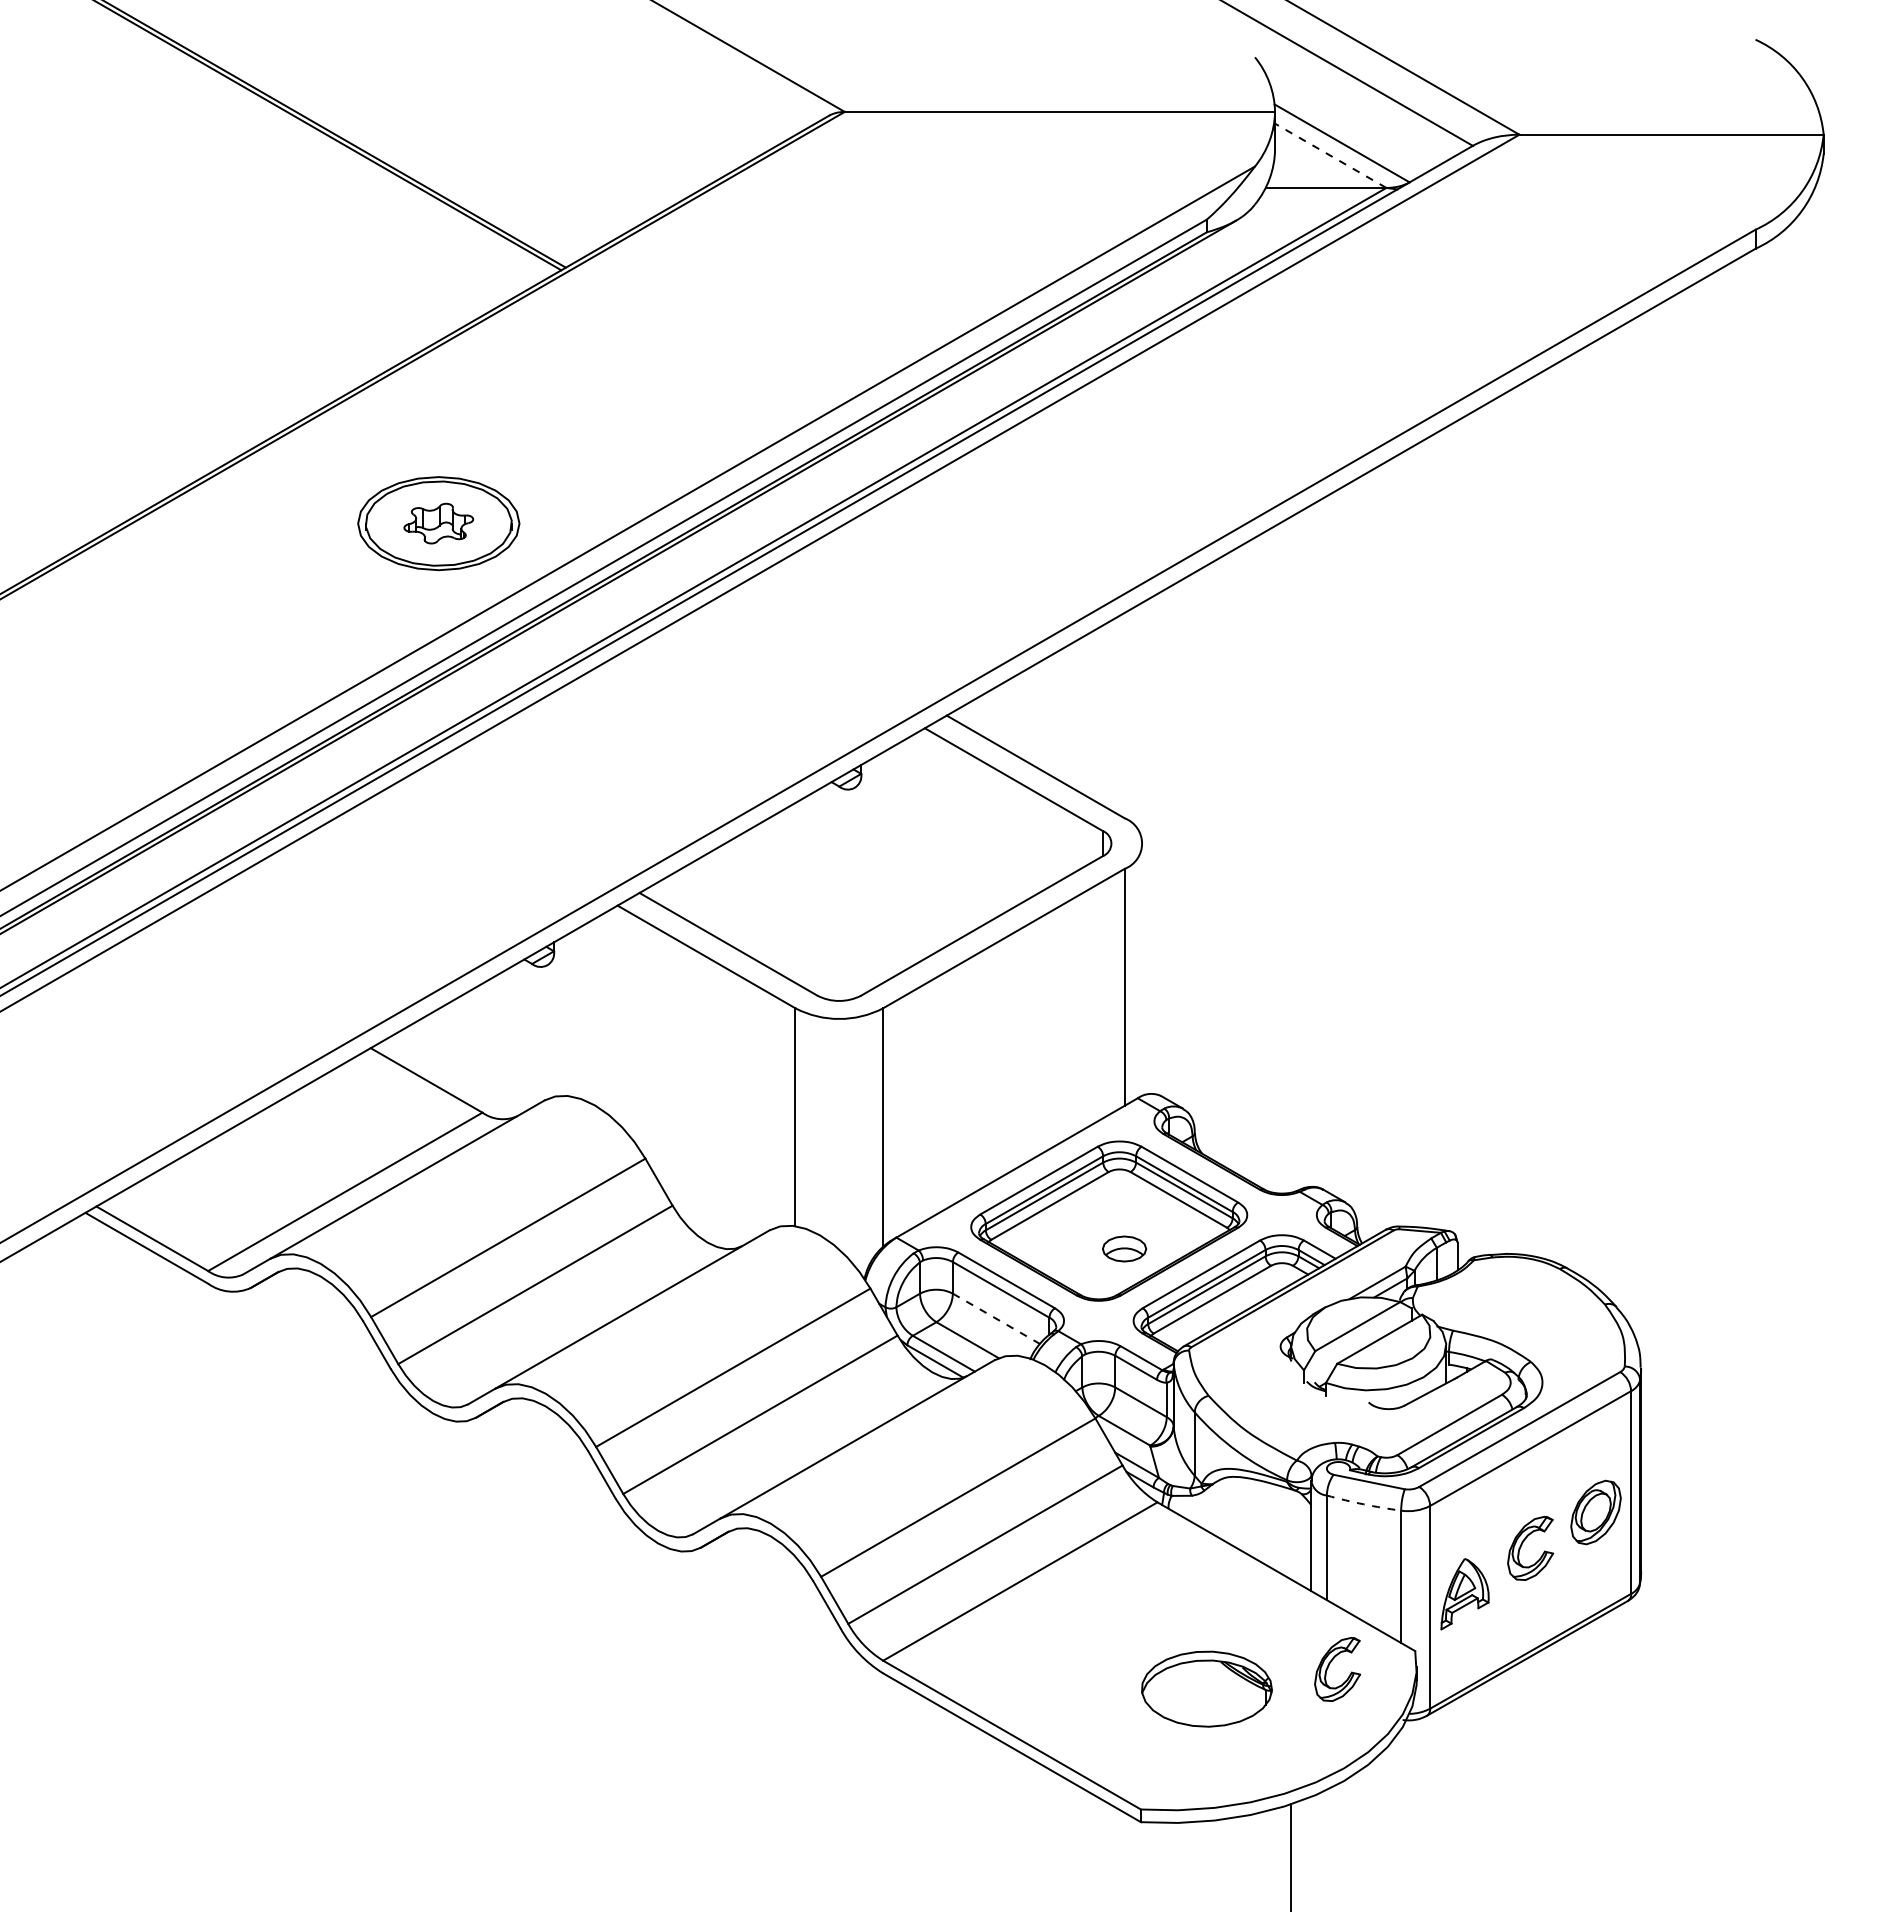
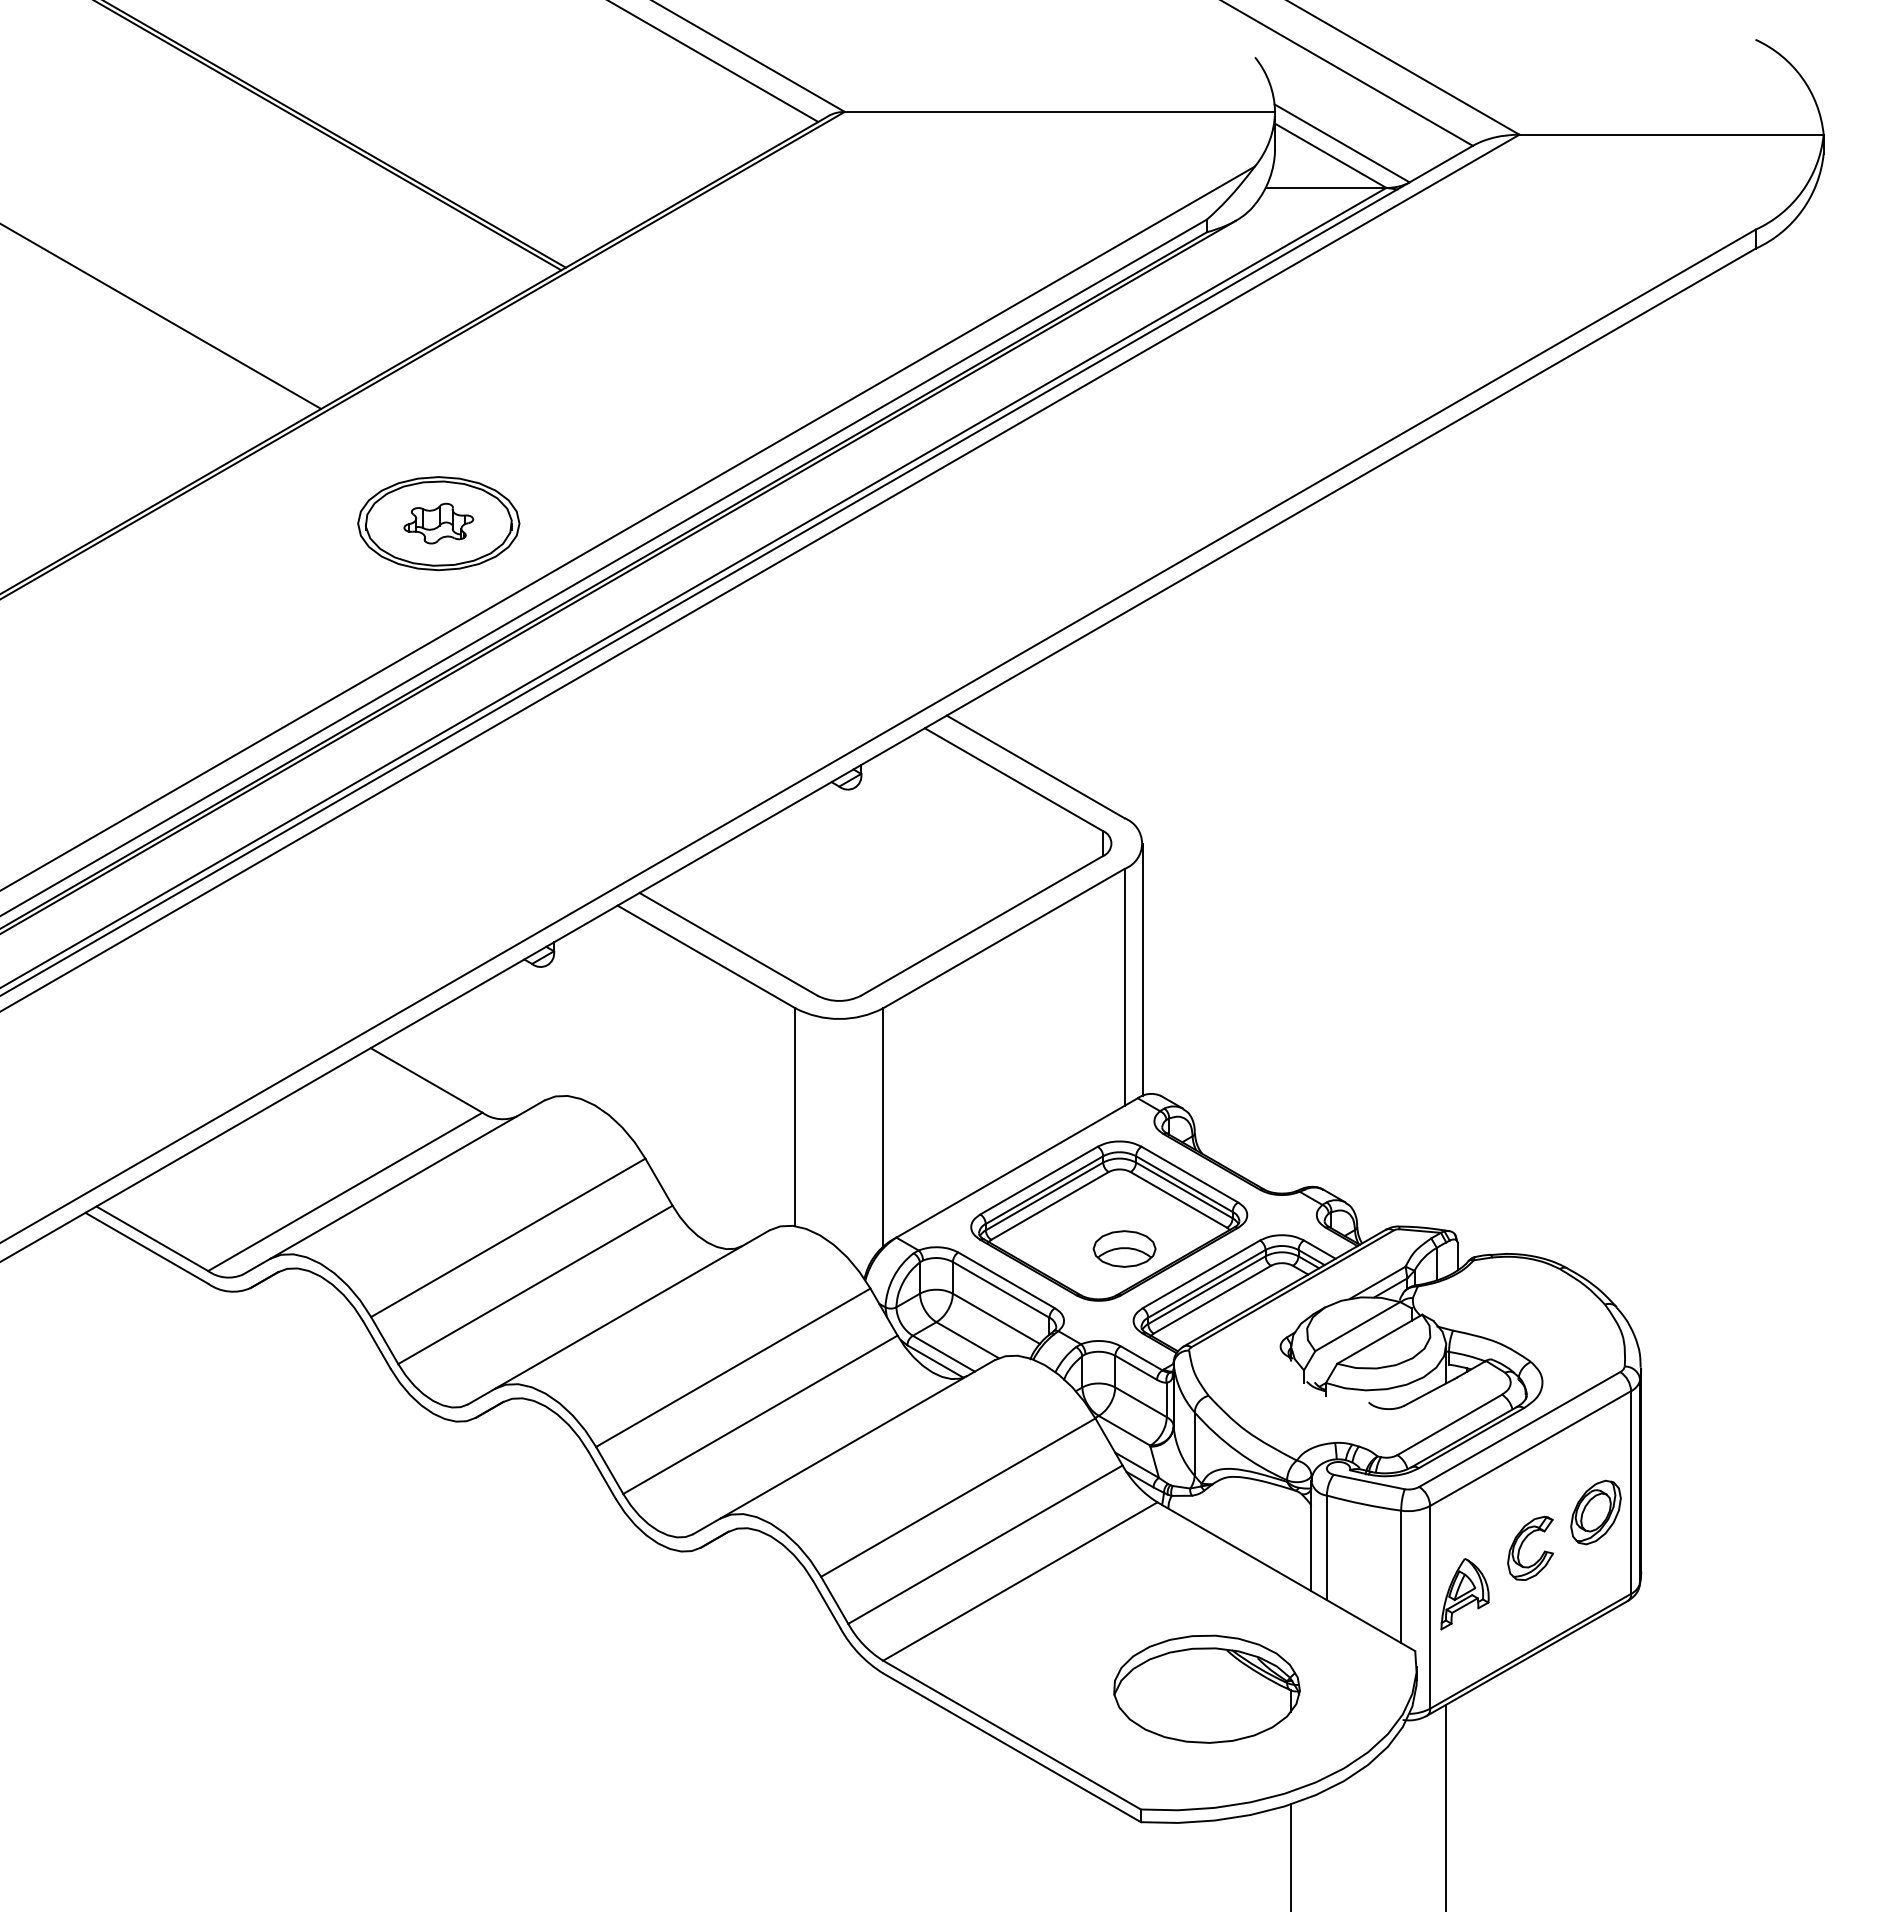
line: none -> present (714, 61)
line: dashed -> solid (1330, 155)
line: none -> present (161, 316)
line: none -> present (1142, 969)
part size: 46x28 px -> 65x38 px (1124, 1248)
line: dashed -> solid (996, 1319)
arc: dashed -> solid (1363, 1504)
part: present -> none (1329, 1666)
part size: 132x78 px -> 188x110 px (1206, 1688)
line: none -> present (1446, 1806)
